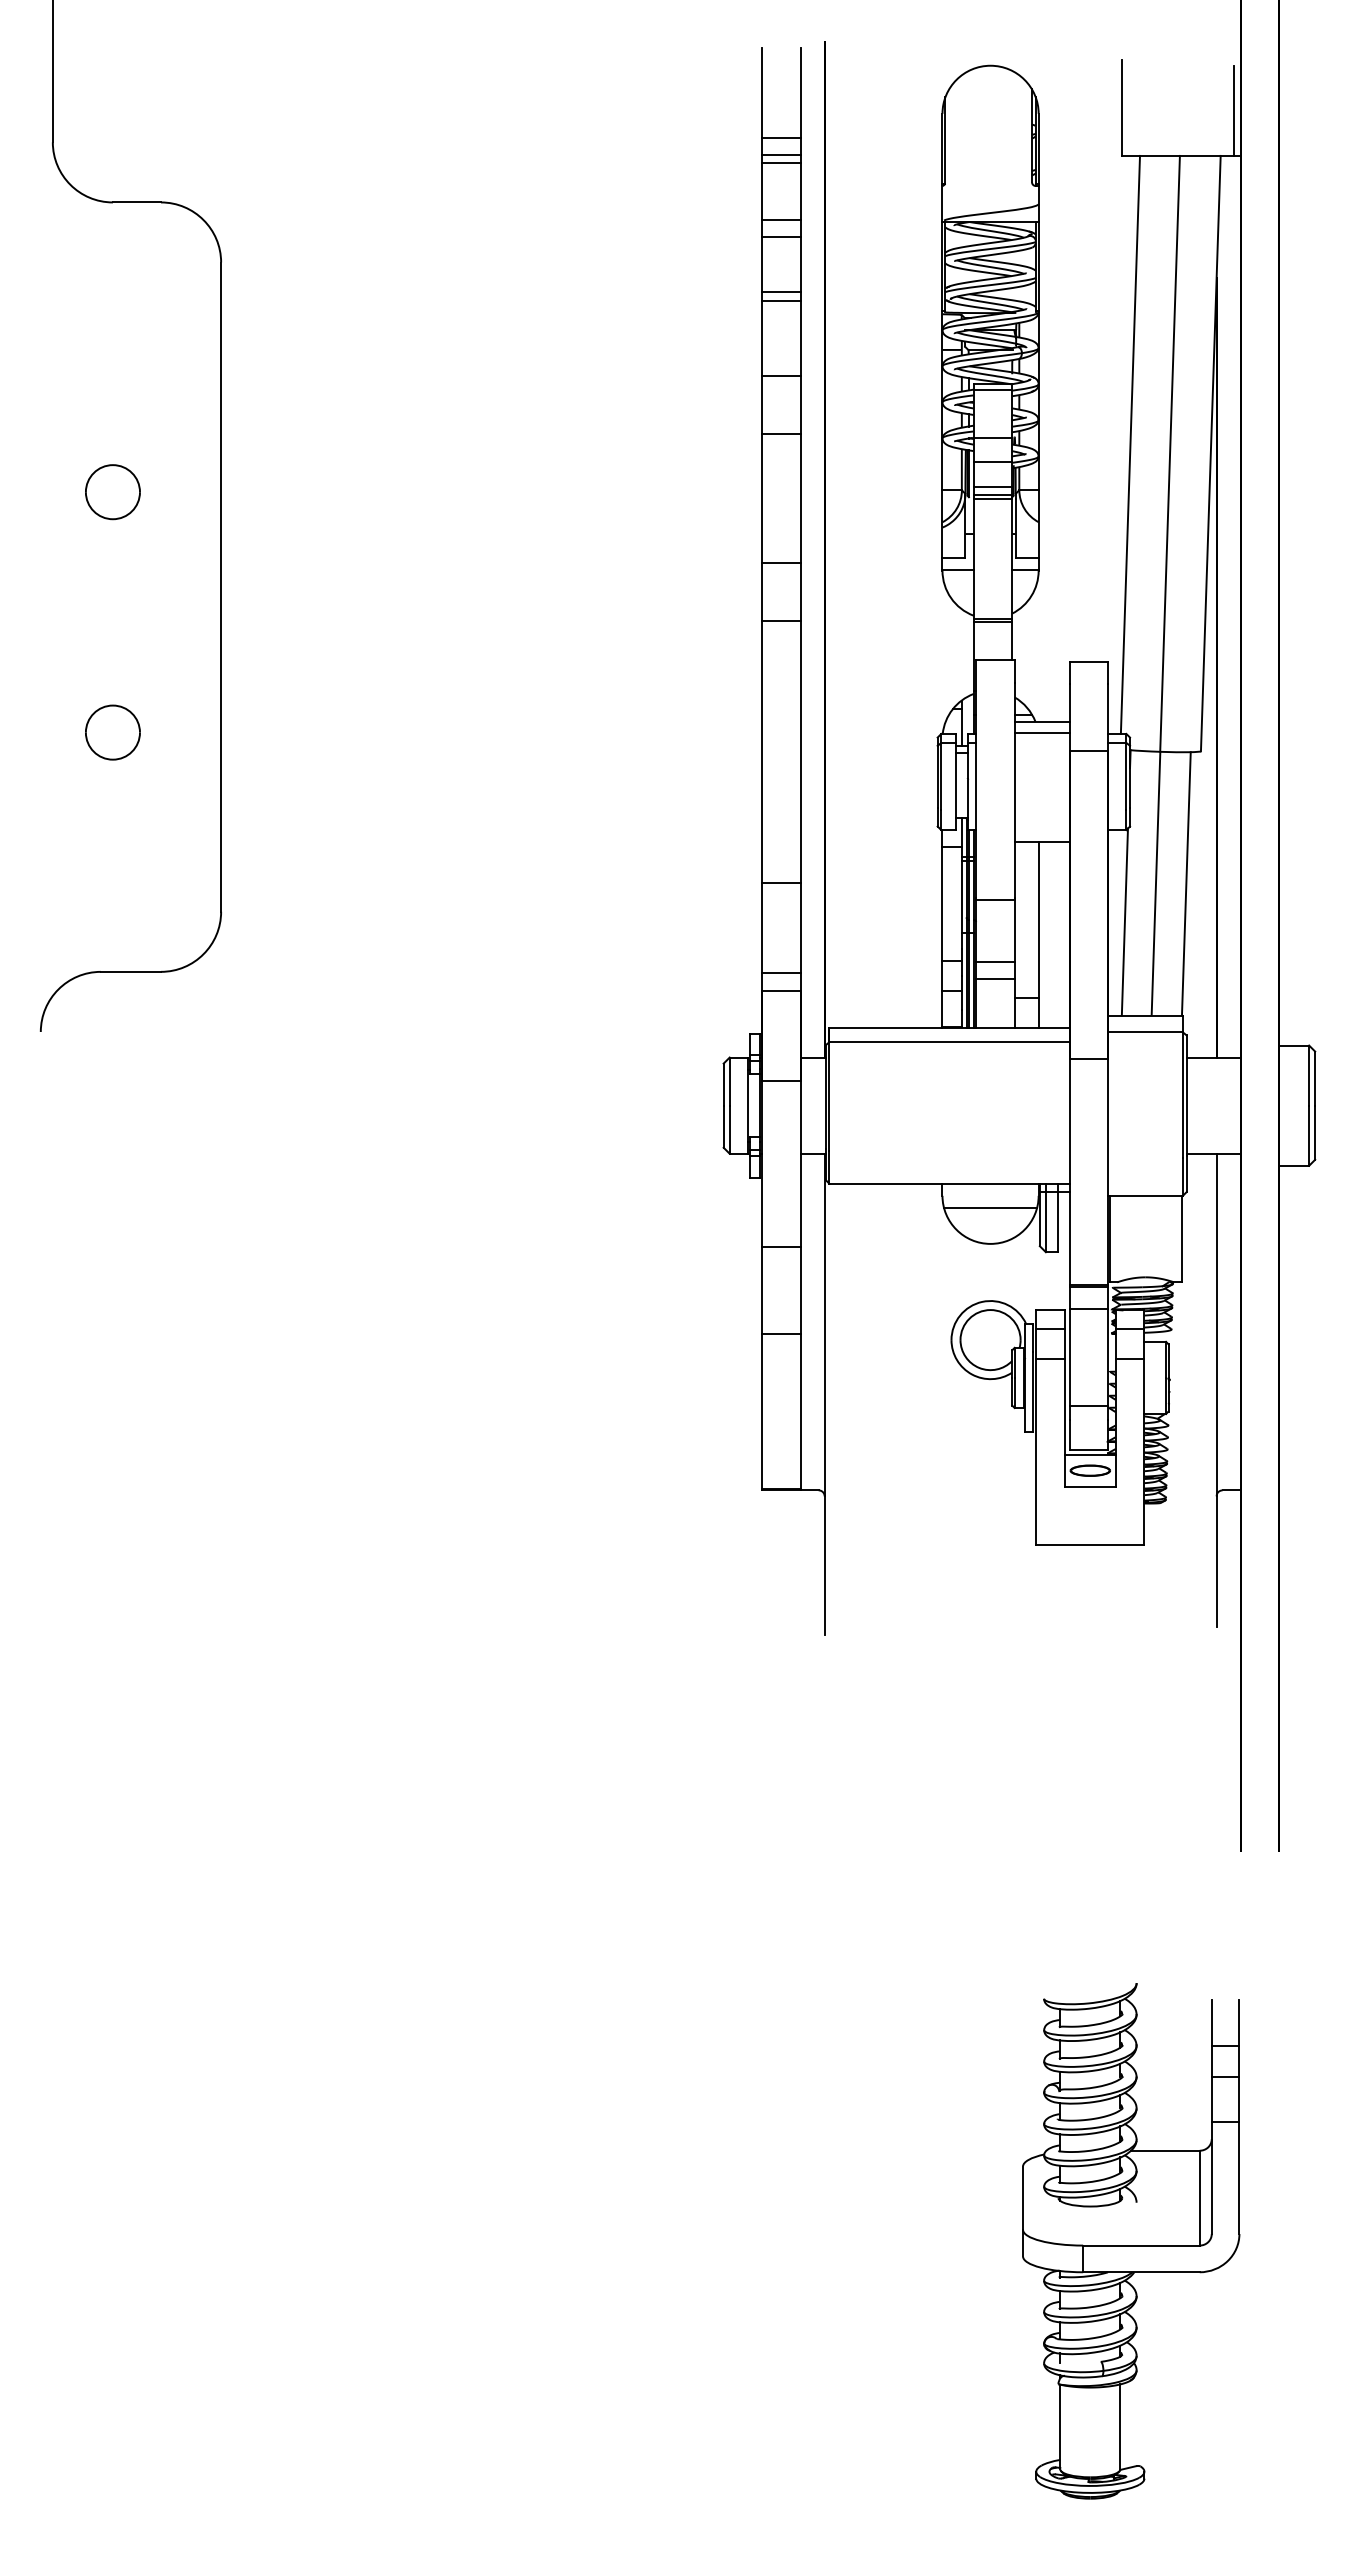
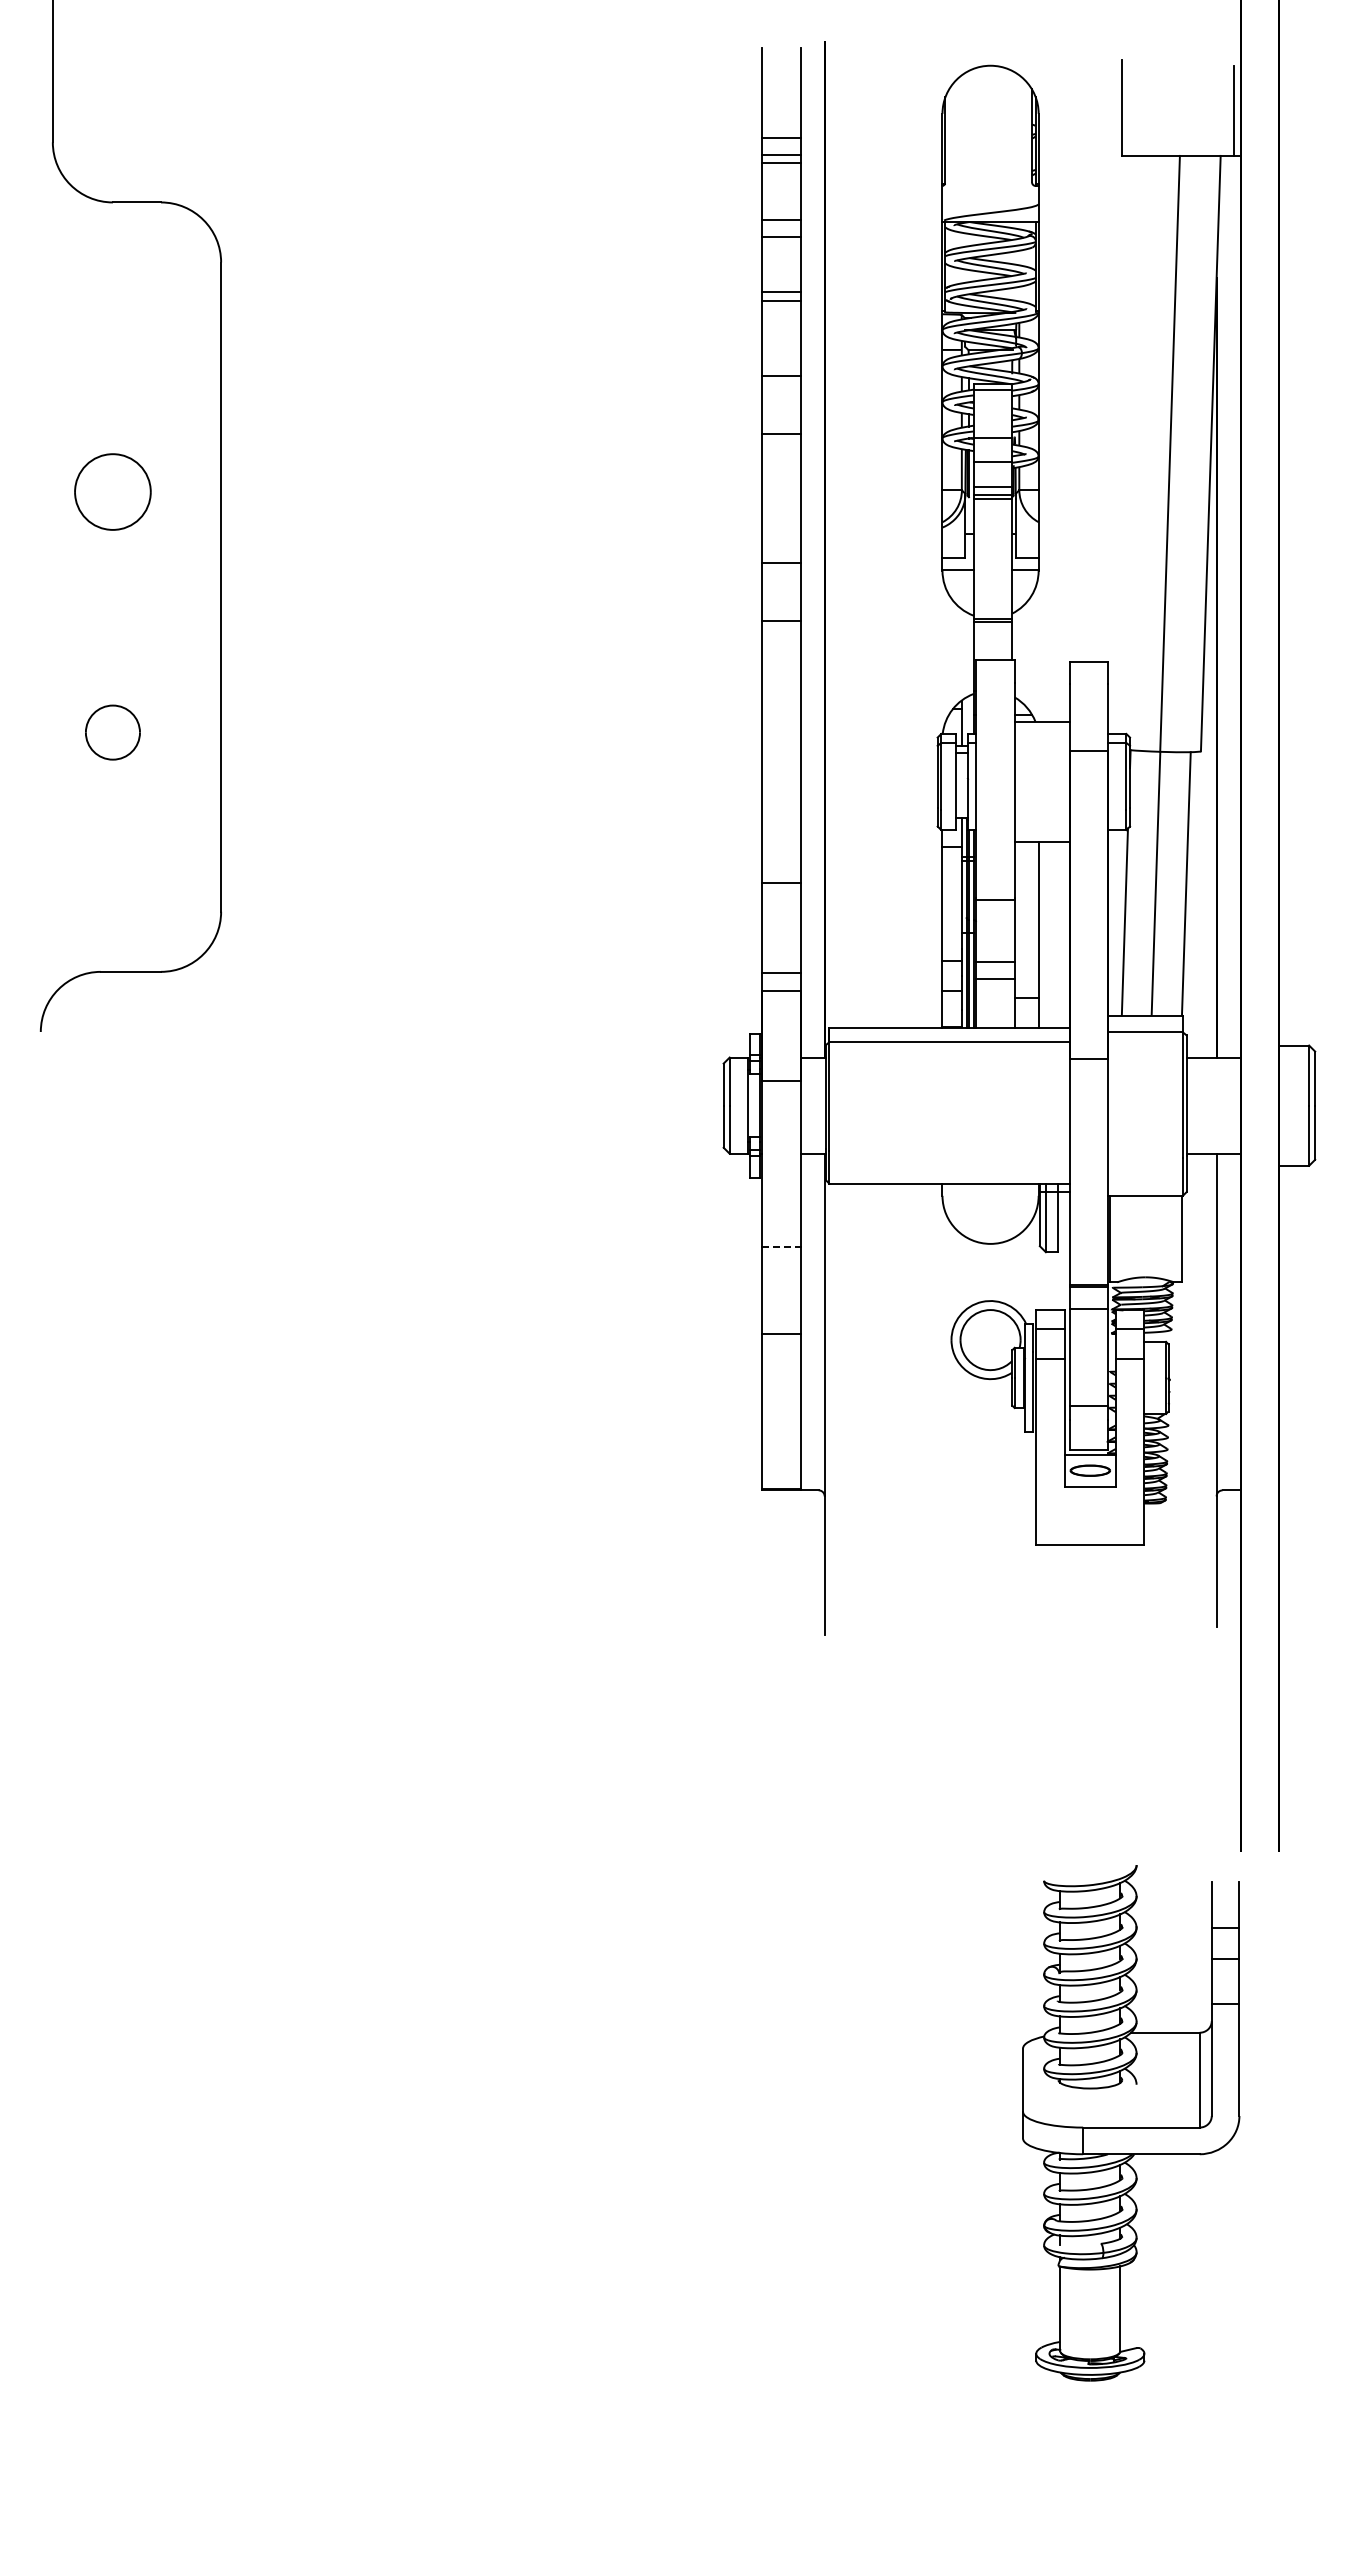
line: present -> none (1130, 444)
part size: 56x57 px -> 78x78 px (112, 491)
line: present -> none (1041, 733)
line: present -> none (990, 1208)
line: solid -> dashed (781, 1247)
part position: (1131, 2241) -> (1131, 2123) (1131, 2123)
